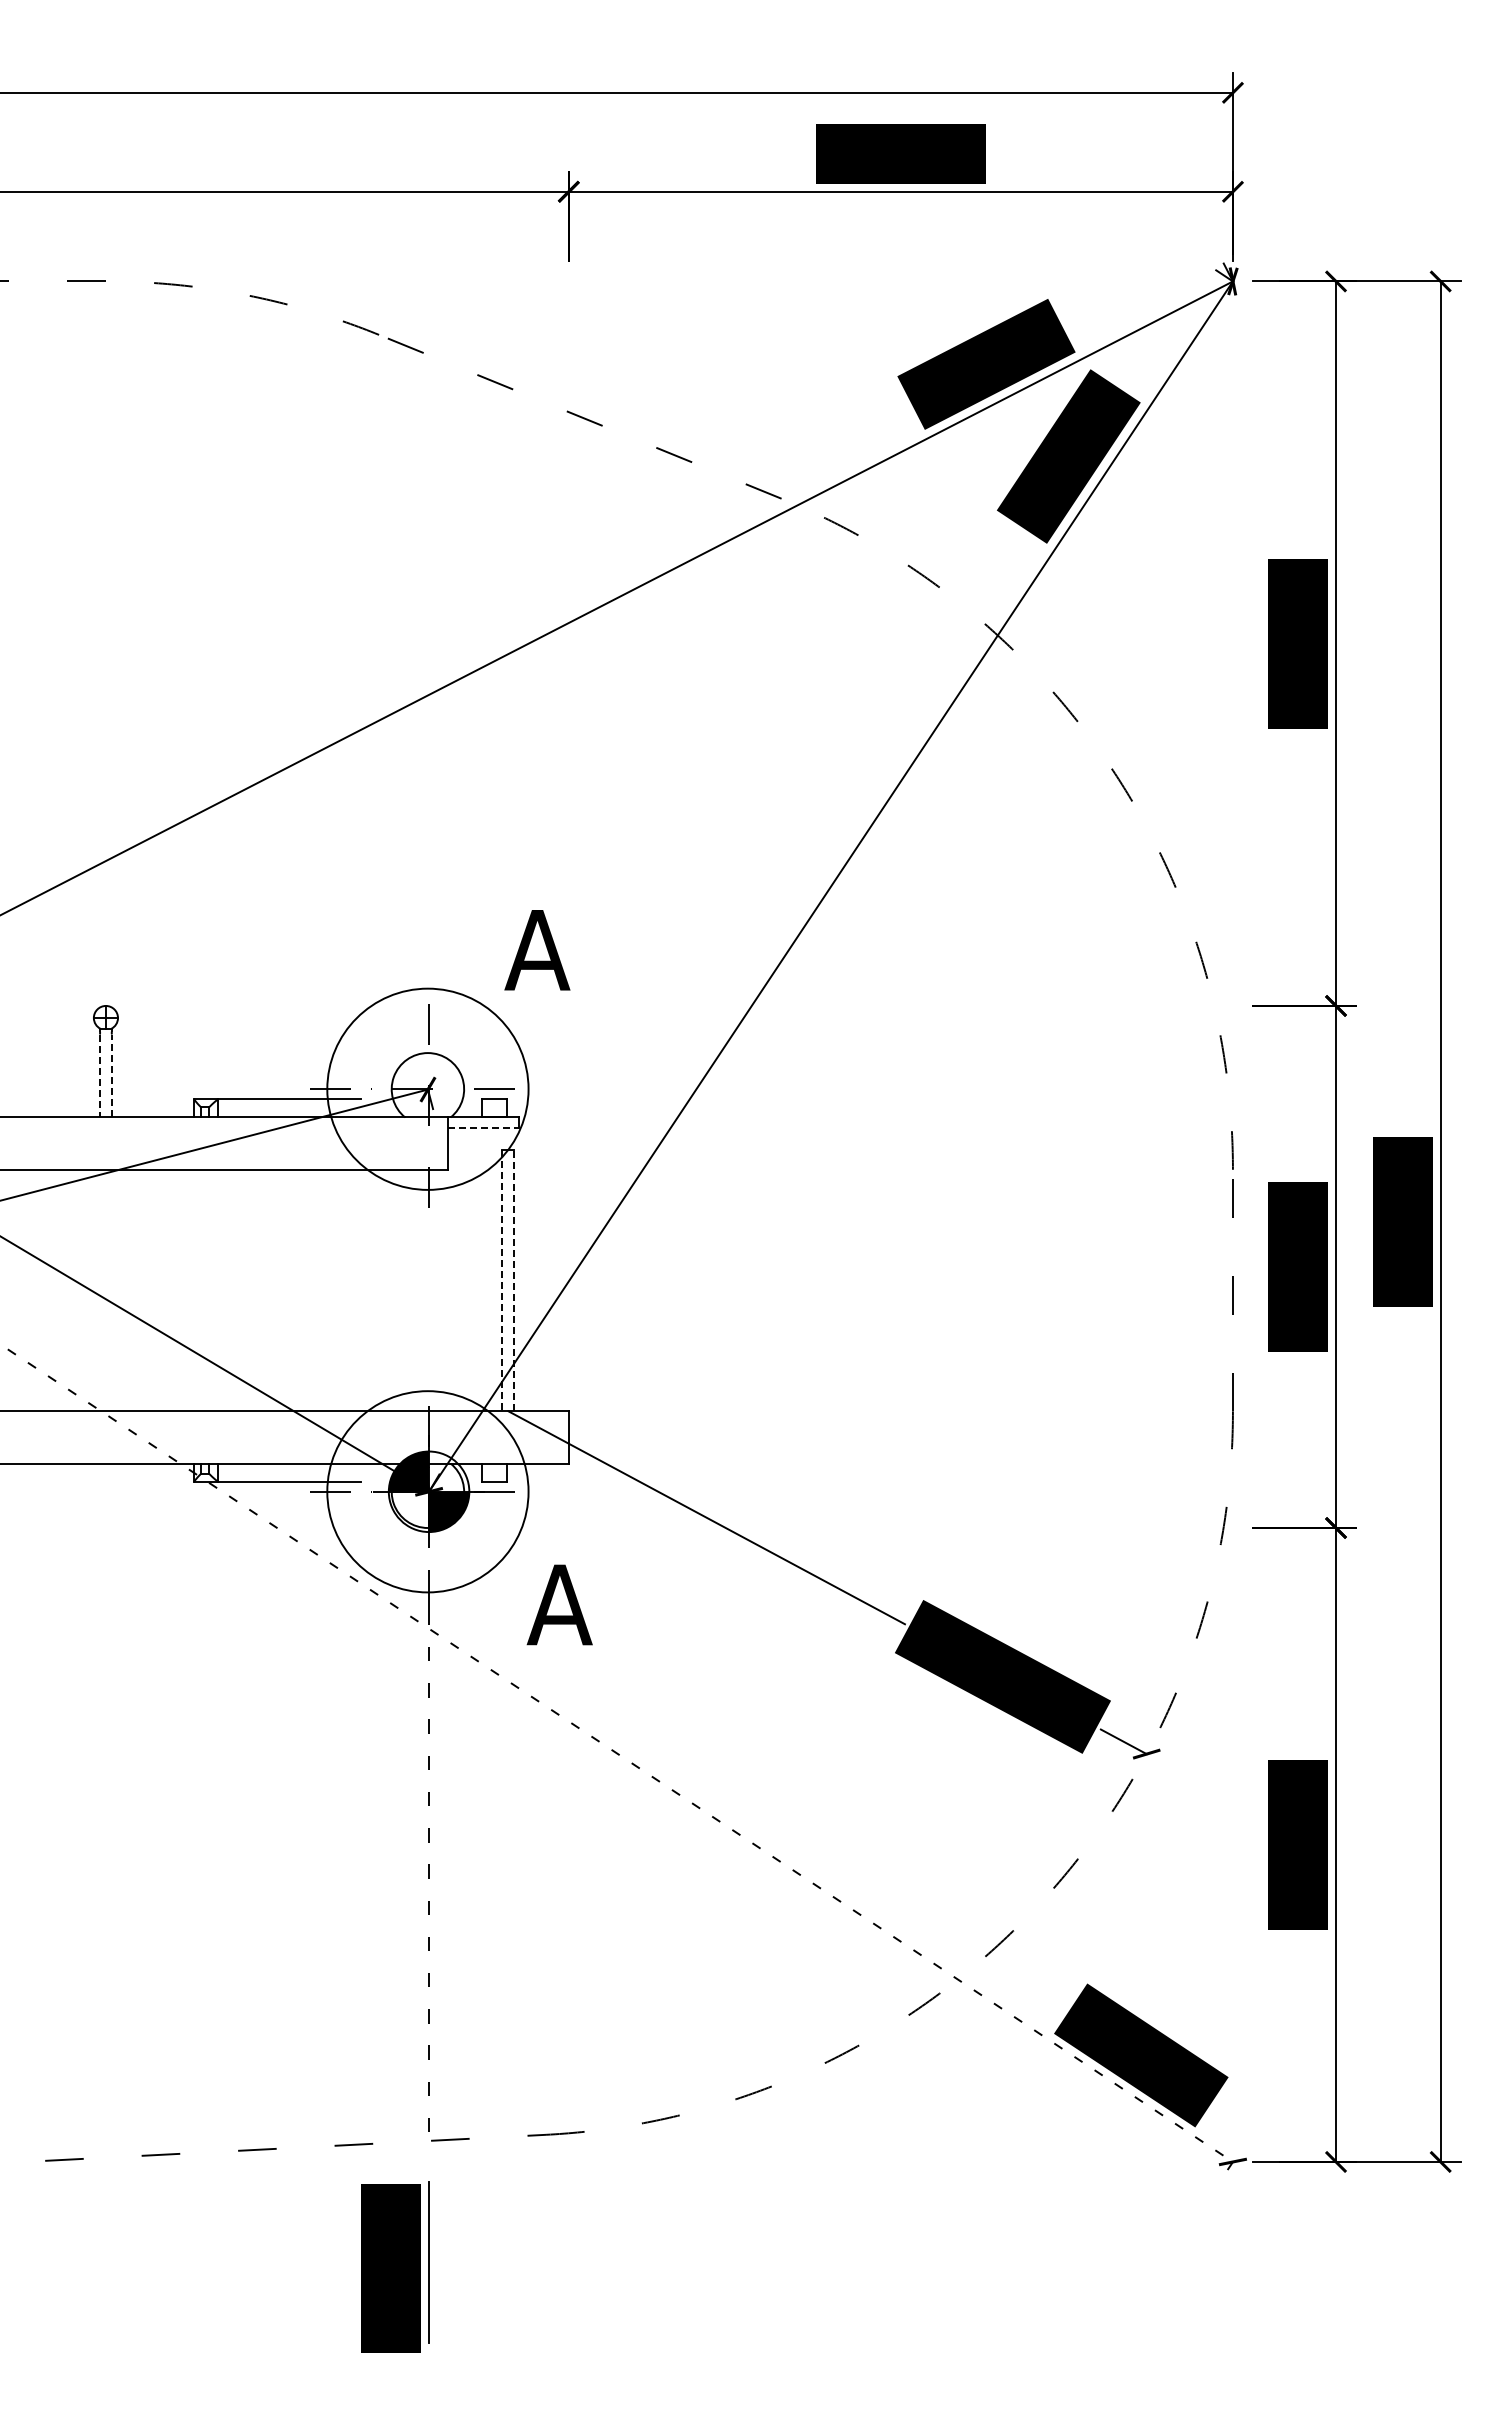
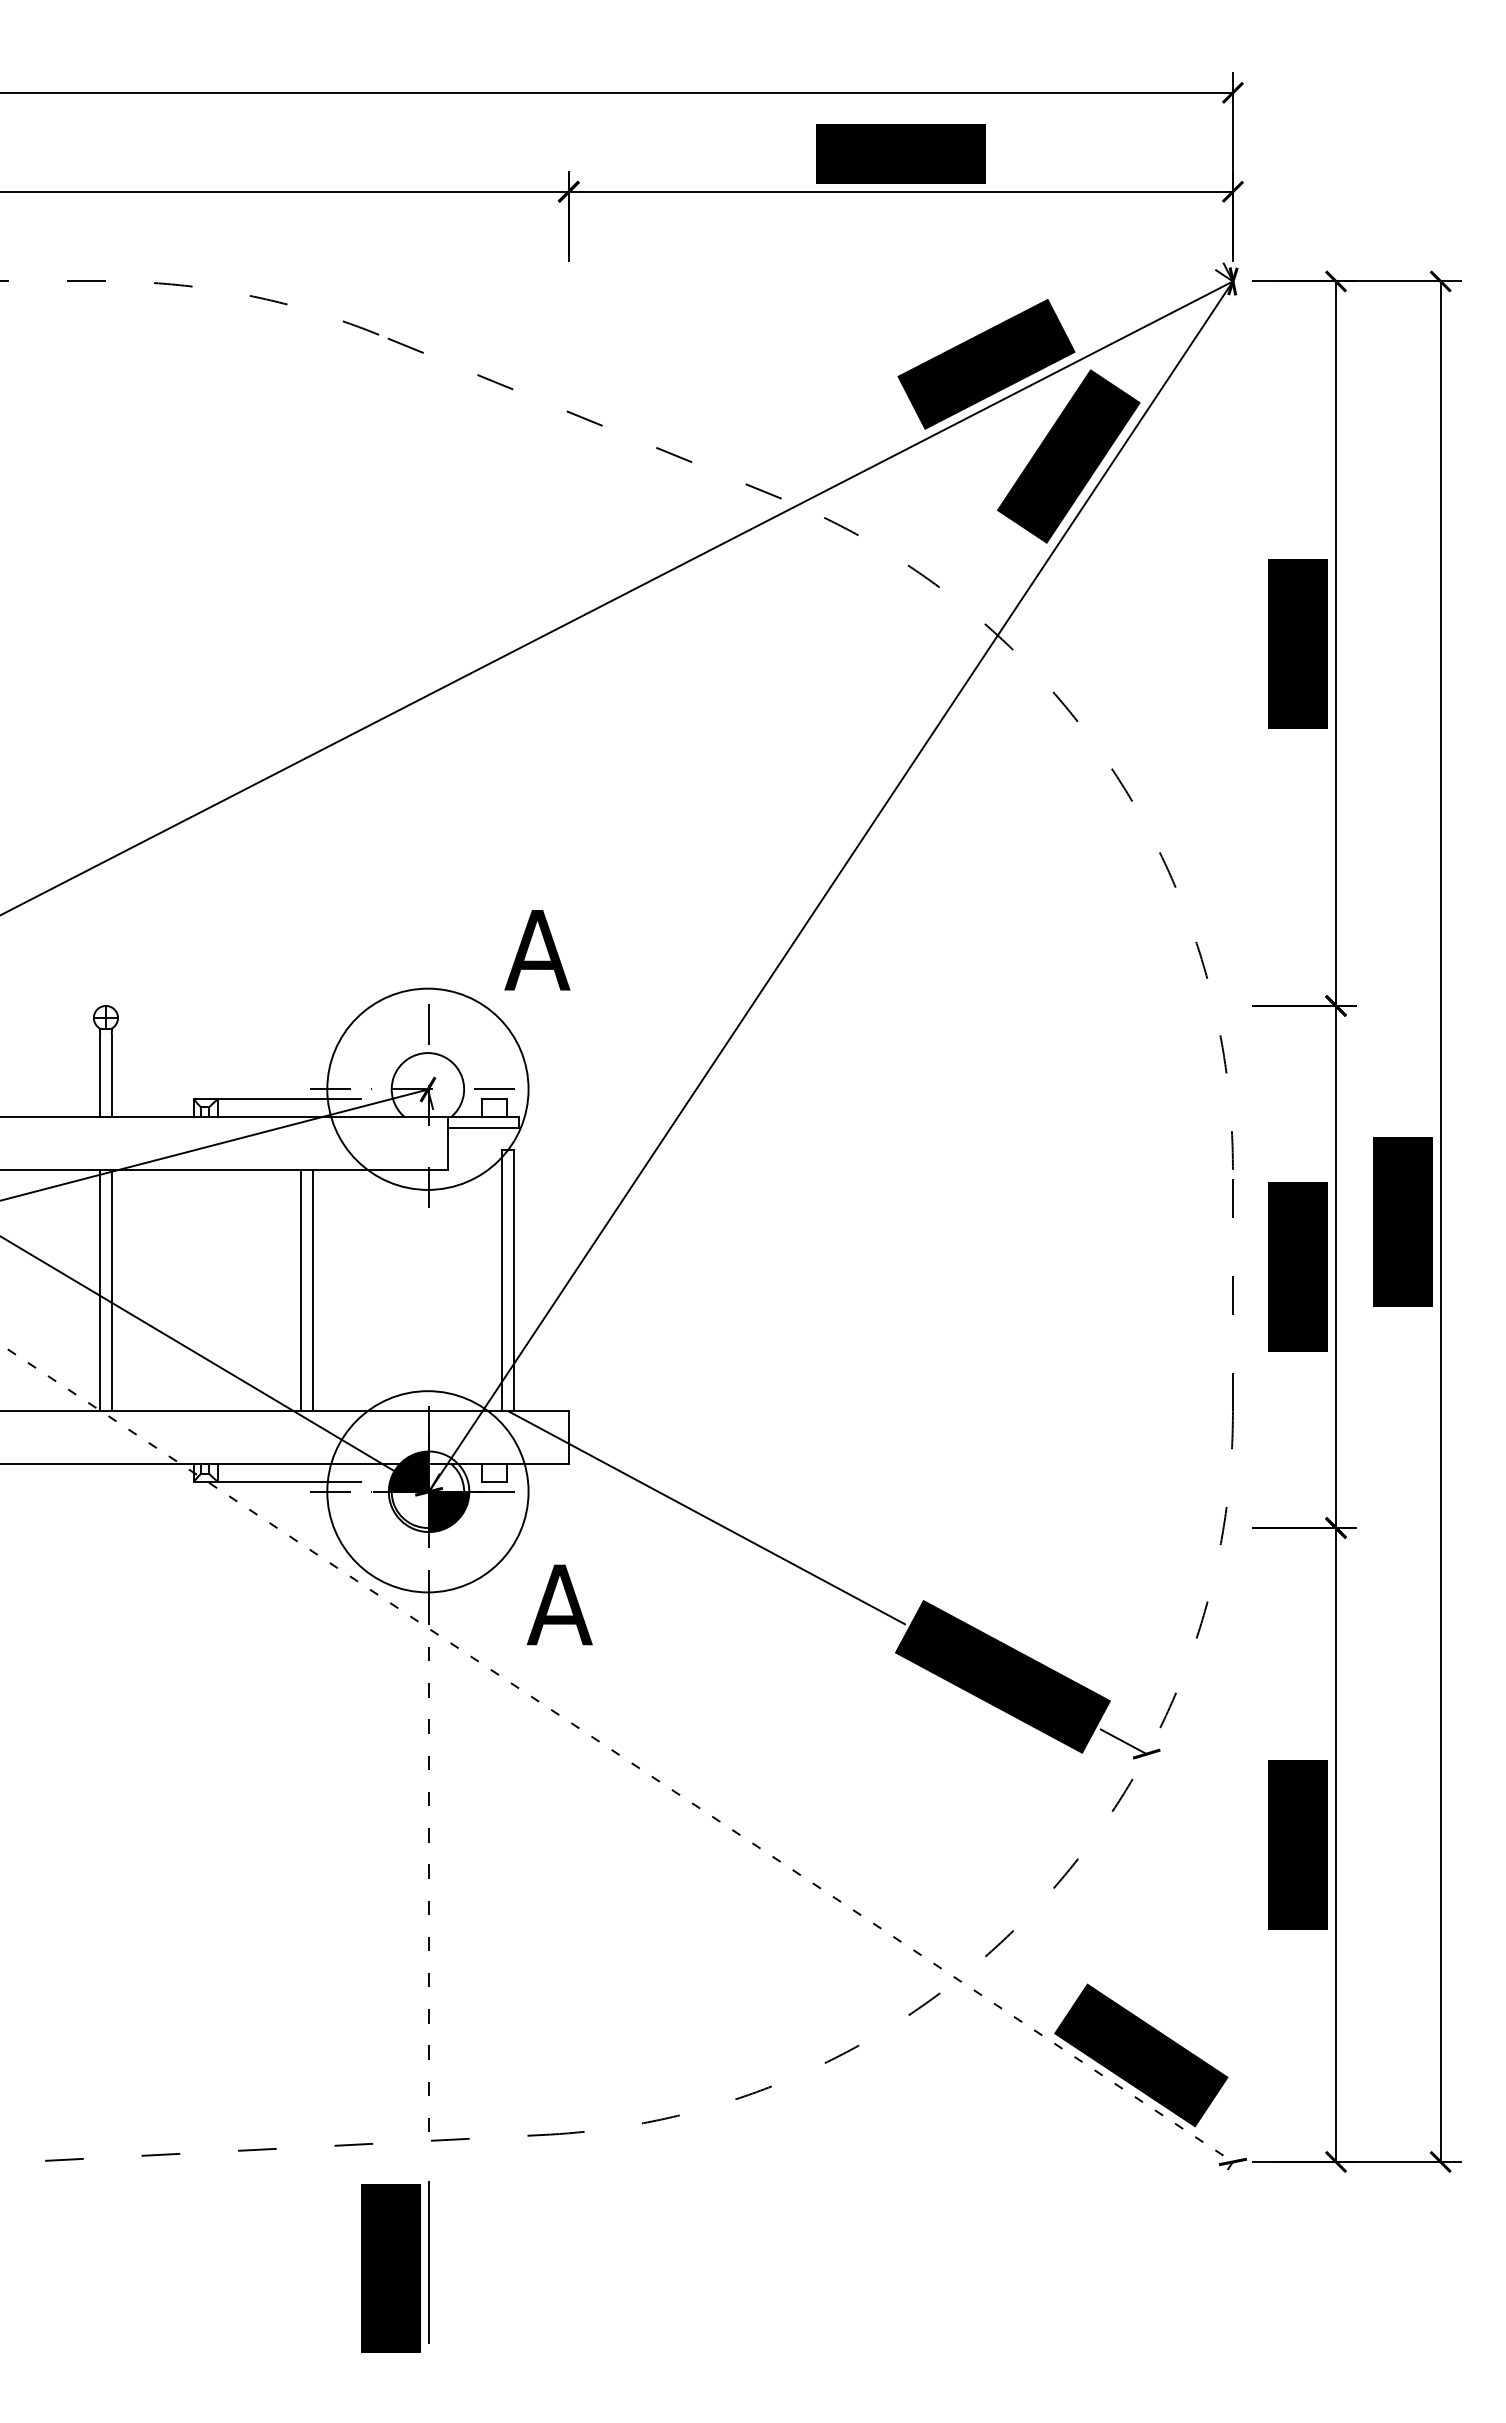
line: dashed -> solid (111, 1075)
line: dashed -> solid (99, 1076)
line: dashed -> solid (483, 1128)
line: dashed -> solid (502, 1280)
line: dashed -> solid (514, 1280)
line: none -> present (99, 1290)
line: none -> present (111, 1290)
line: none -> present (301, 1290)
line: none -> present (313, 1290)
